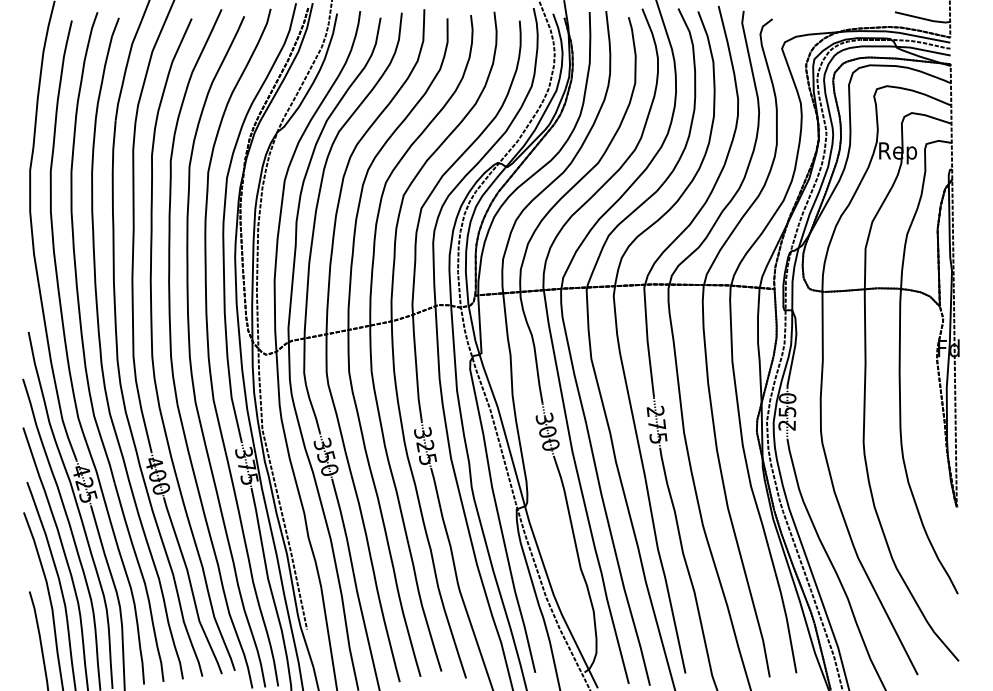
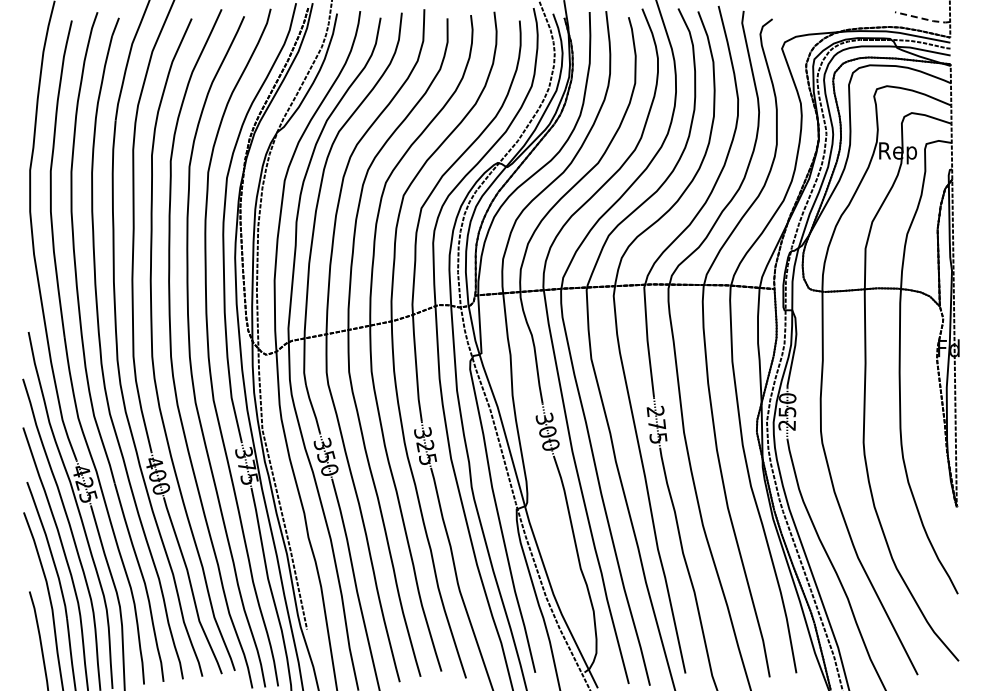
line: solid -> dashed (923, 18)
